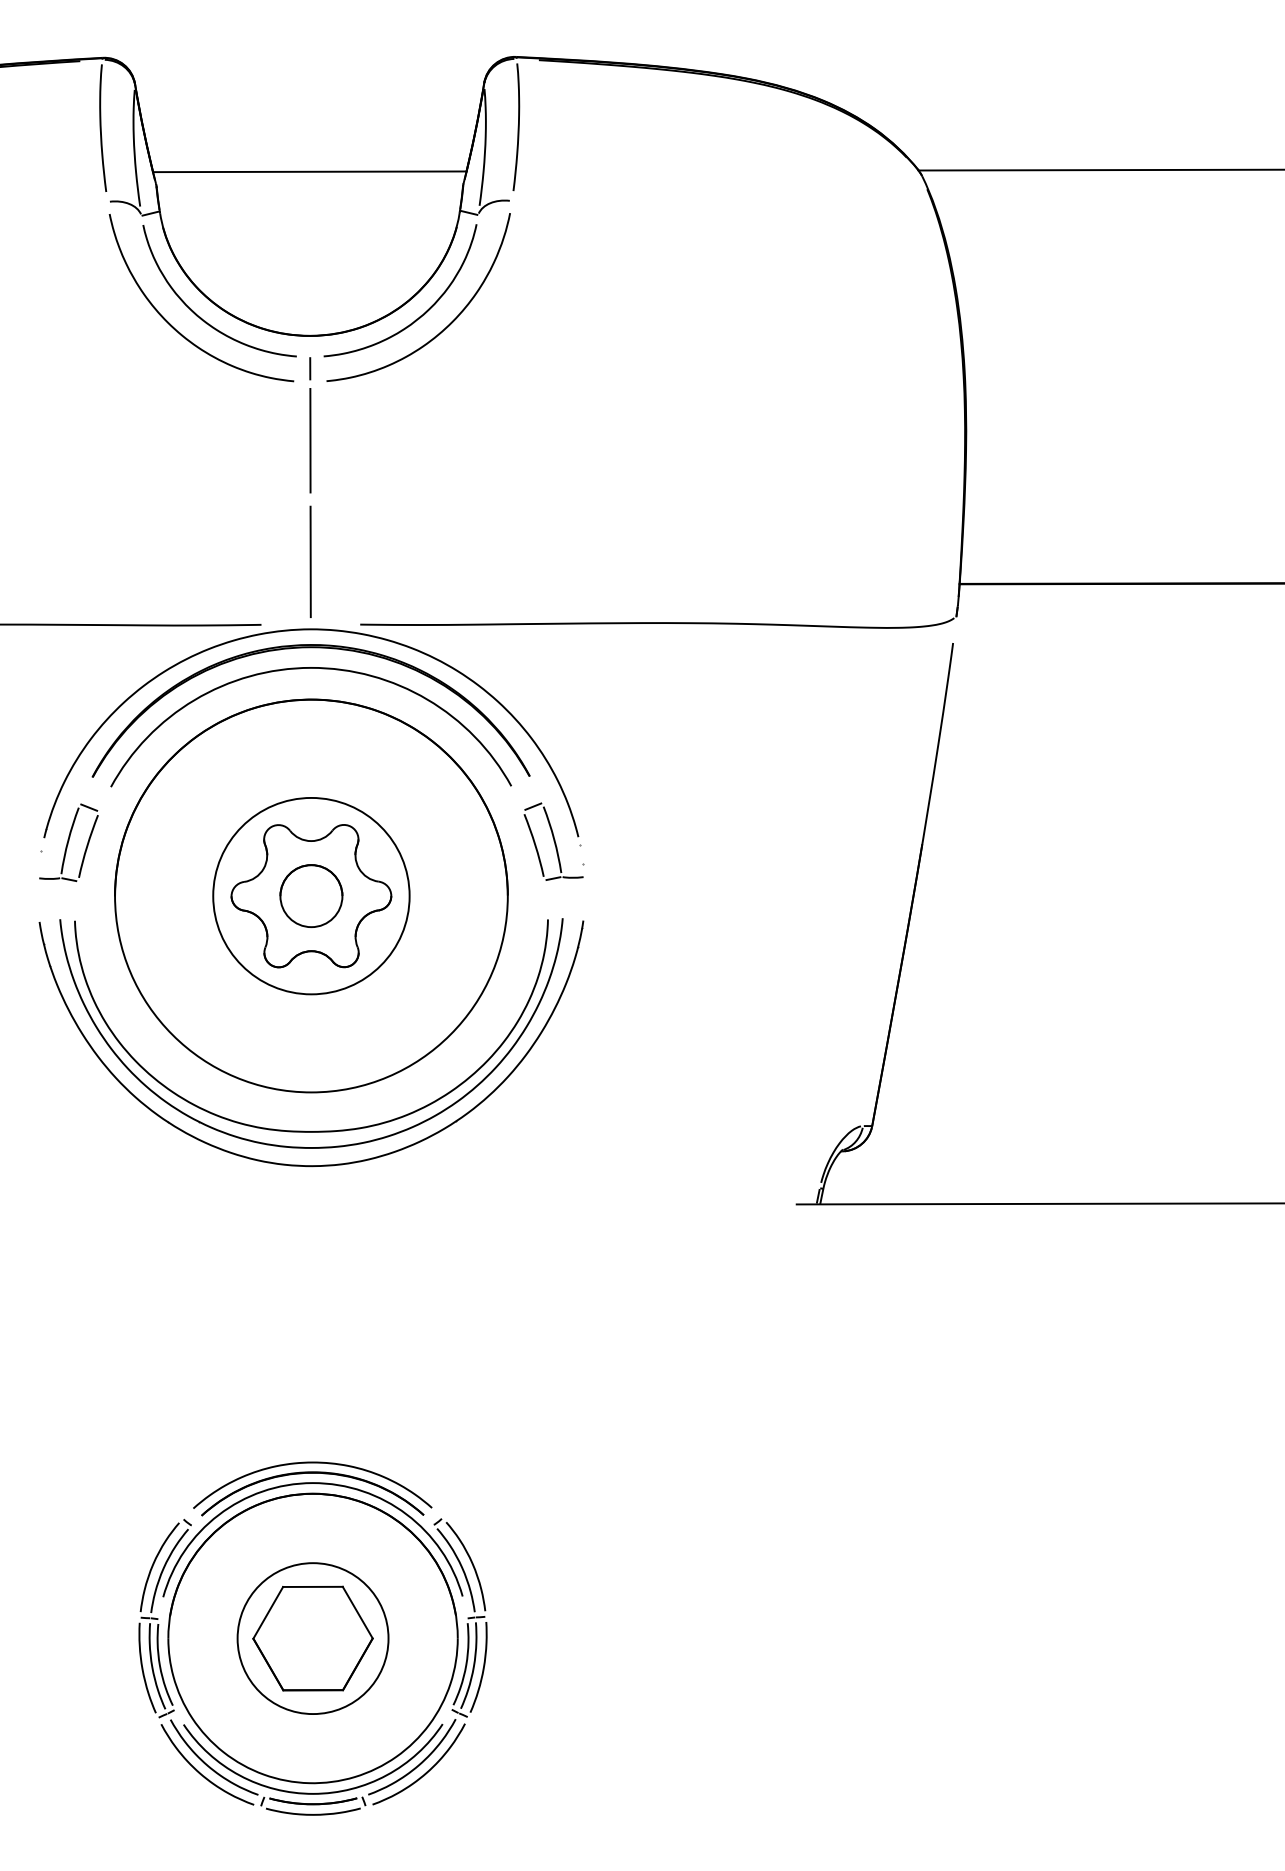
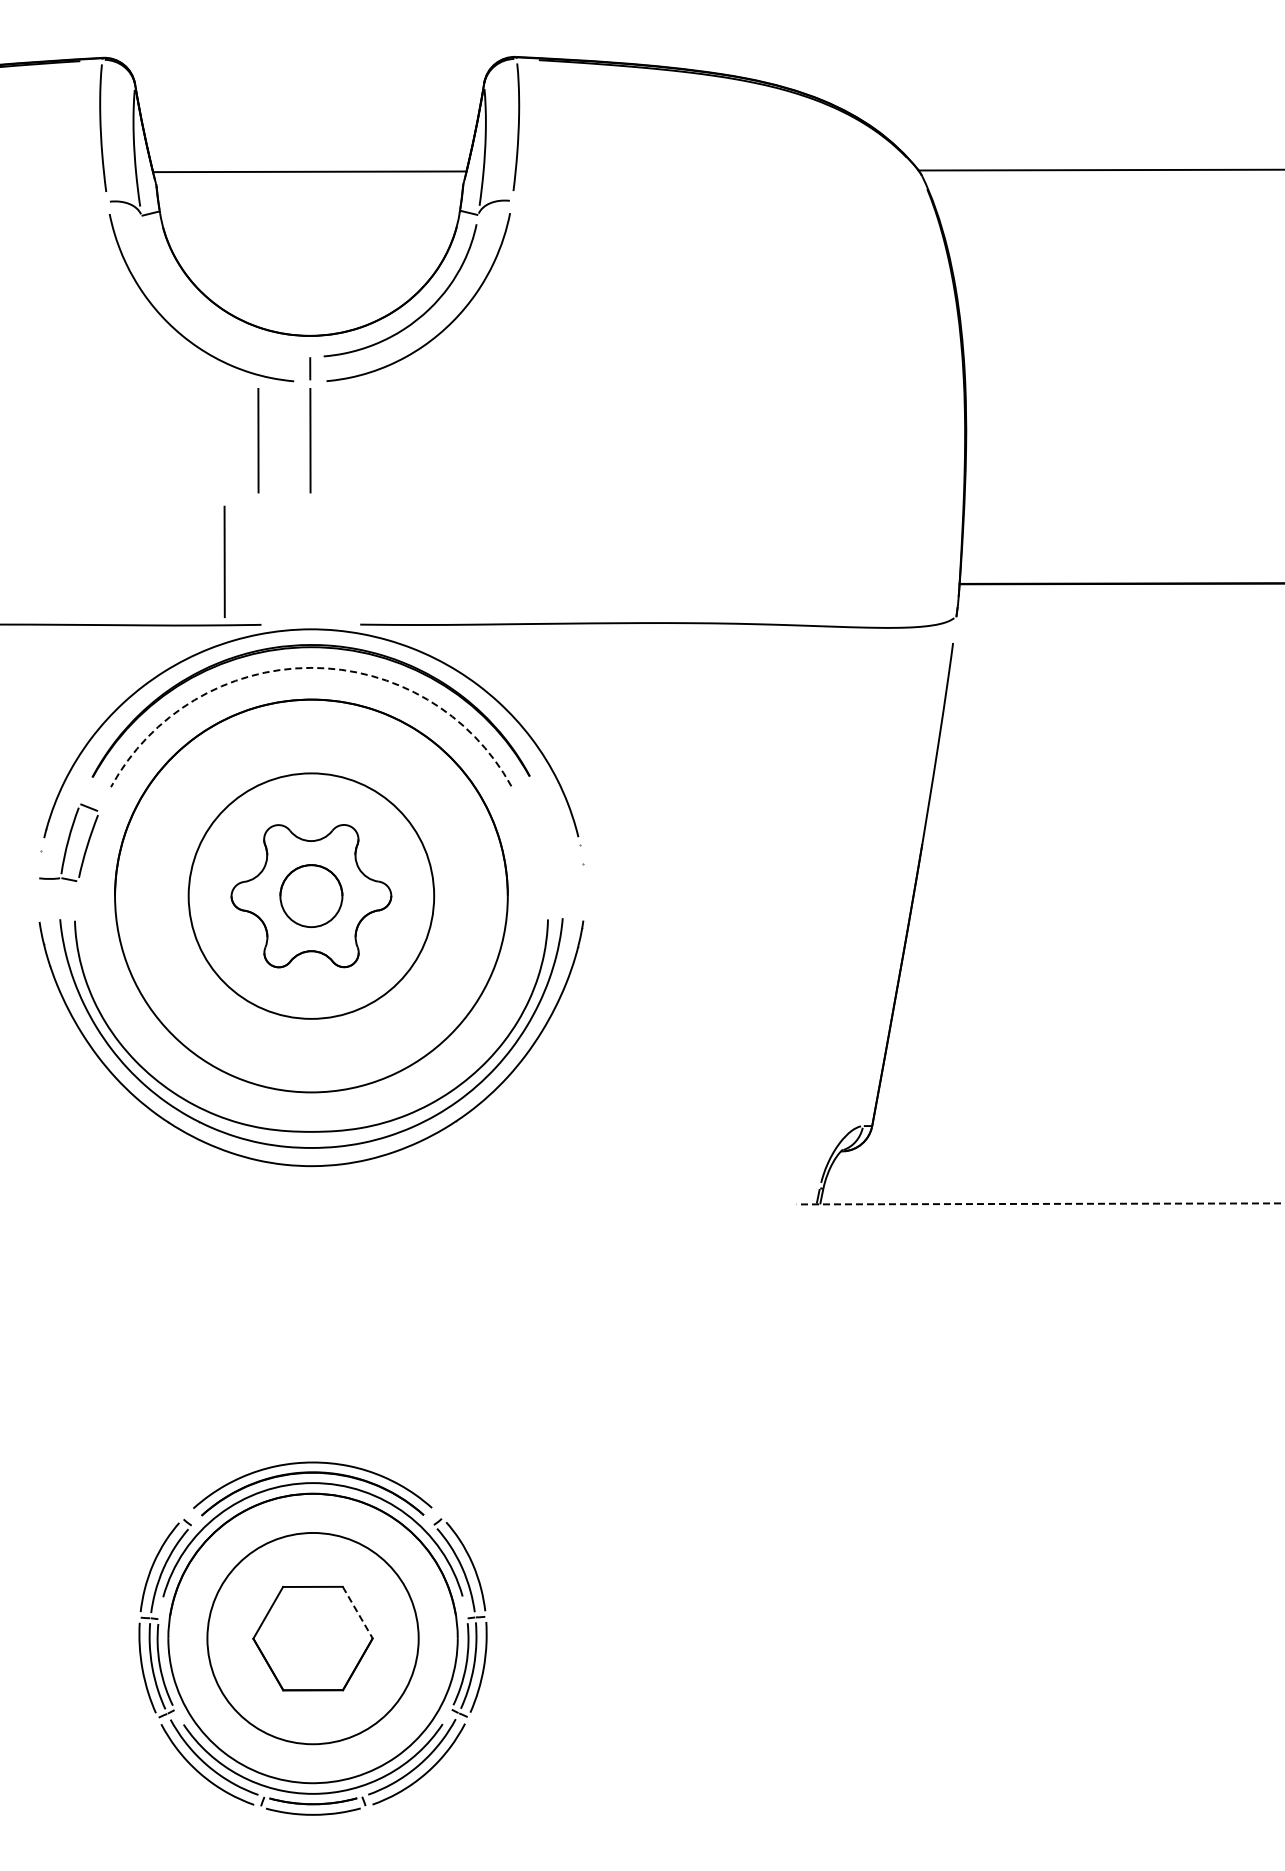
curve: present -> none (201, 317)
line: none -> present (258, 440)
line position: (310, 561) -> (224, 561) (224, 561)
arc: solid -> dashed (310, 667)
part: present -> none (553, 841)
circle diameter: 196 px -> 245 px (311, 895)
line: solid -> dashed (1040, 1203)
line: solid -> dashed (357, 1612)
circle diameter: 151 px -> 211 px (312, 1638)
